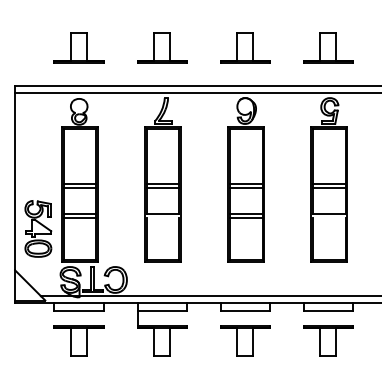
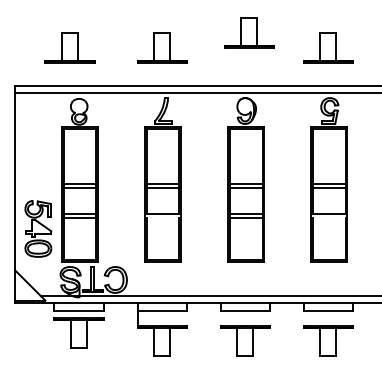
part position: (78, 47) -> (69, 47) (69, 47)
part position: (245, 47) -> (249, 32) (249, 32)
part position: (78, 340) -> (78, 332) (78, 332)
